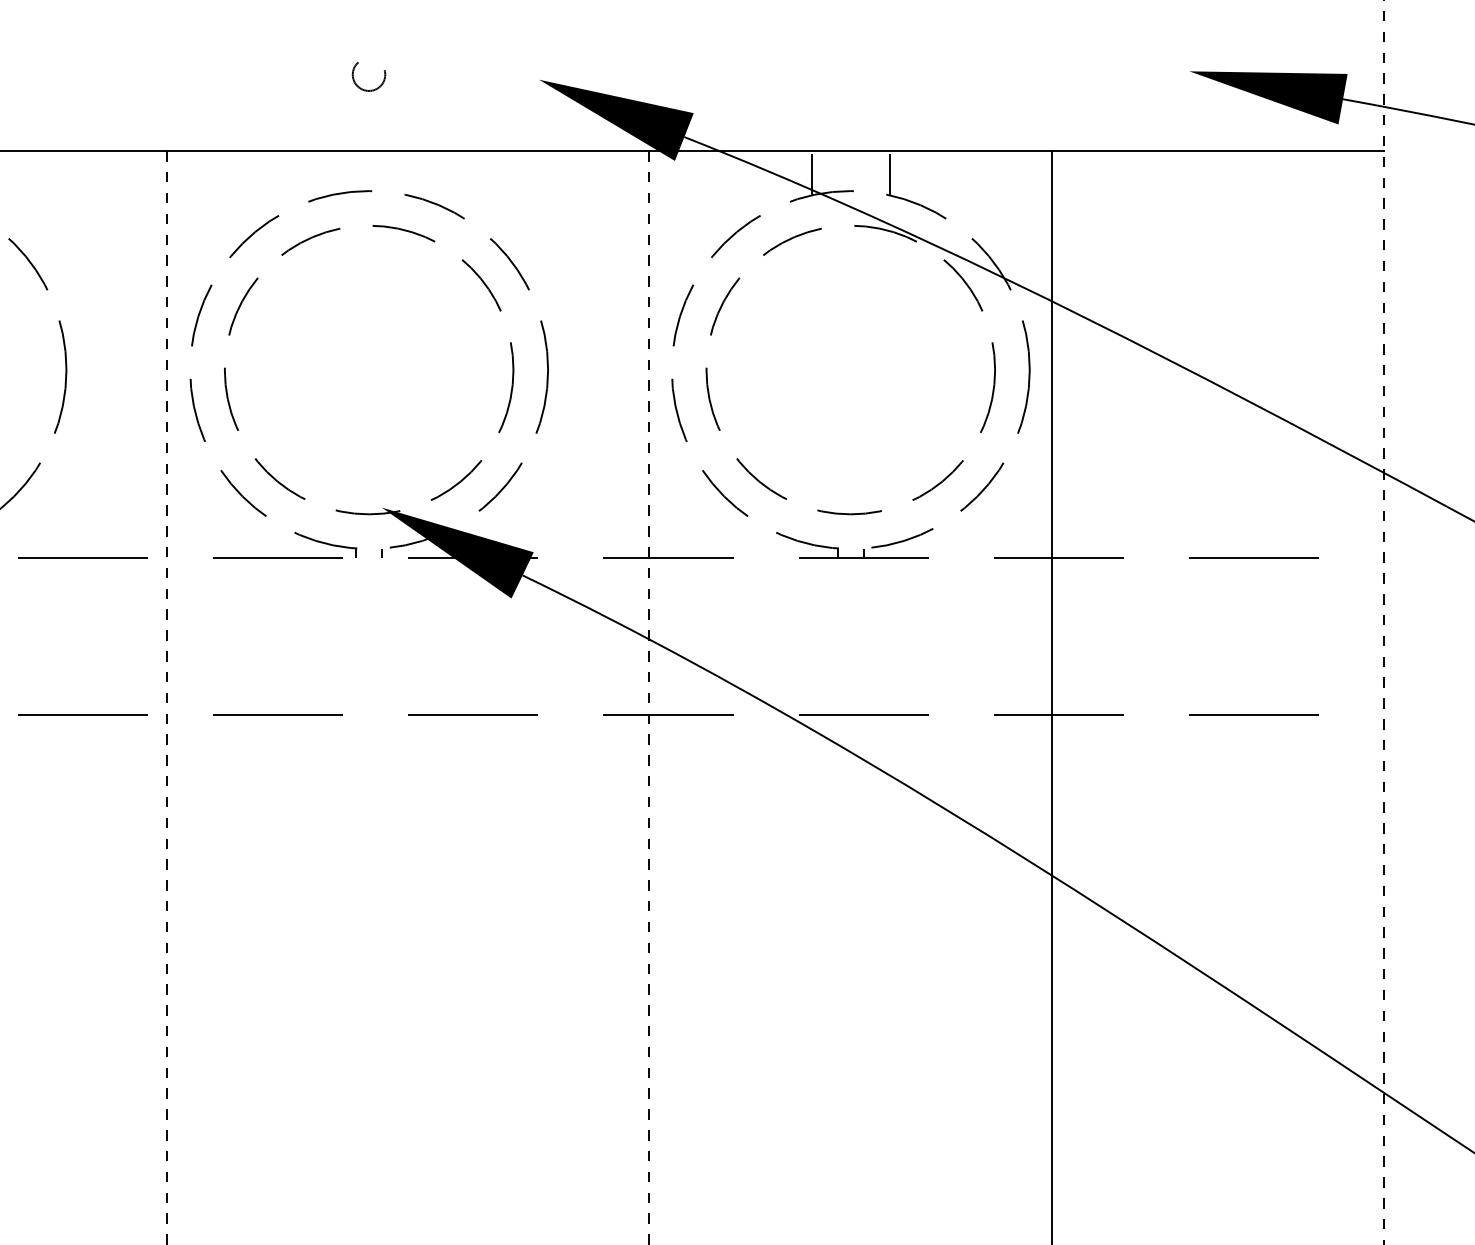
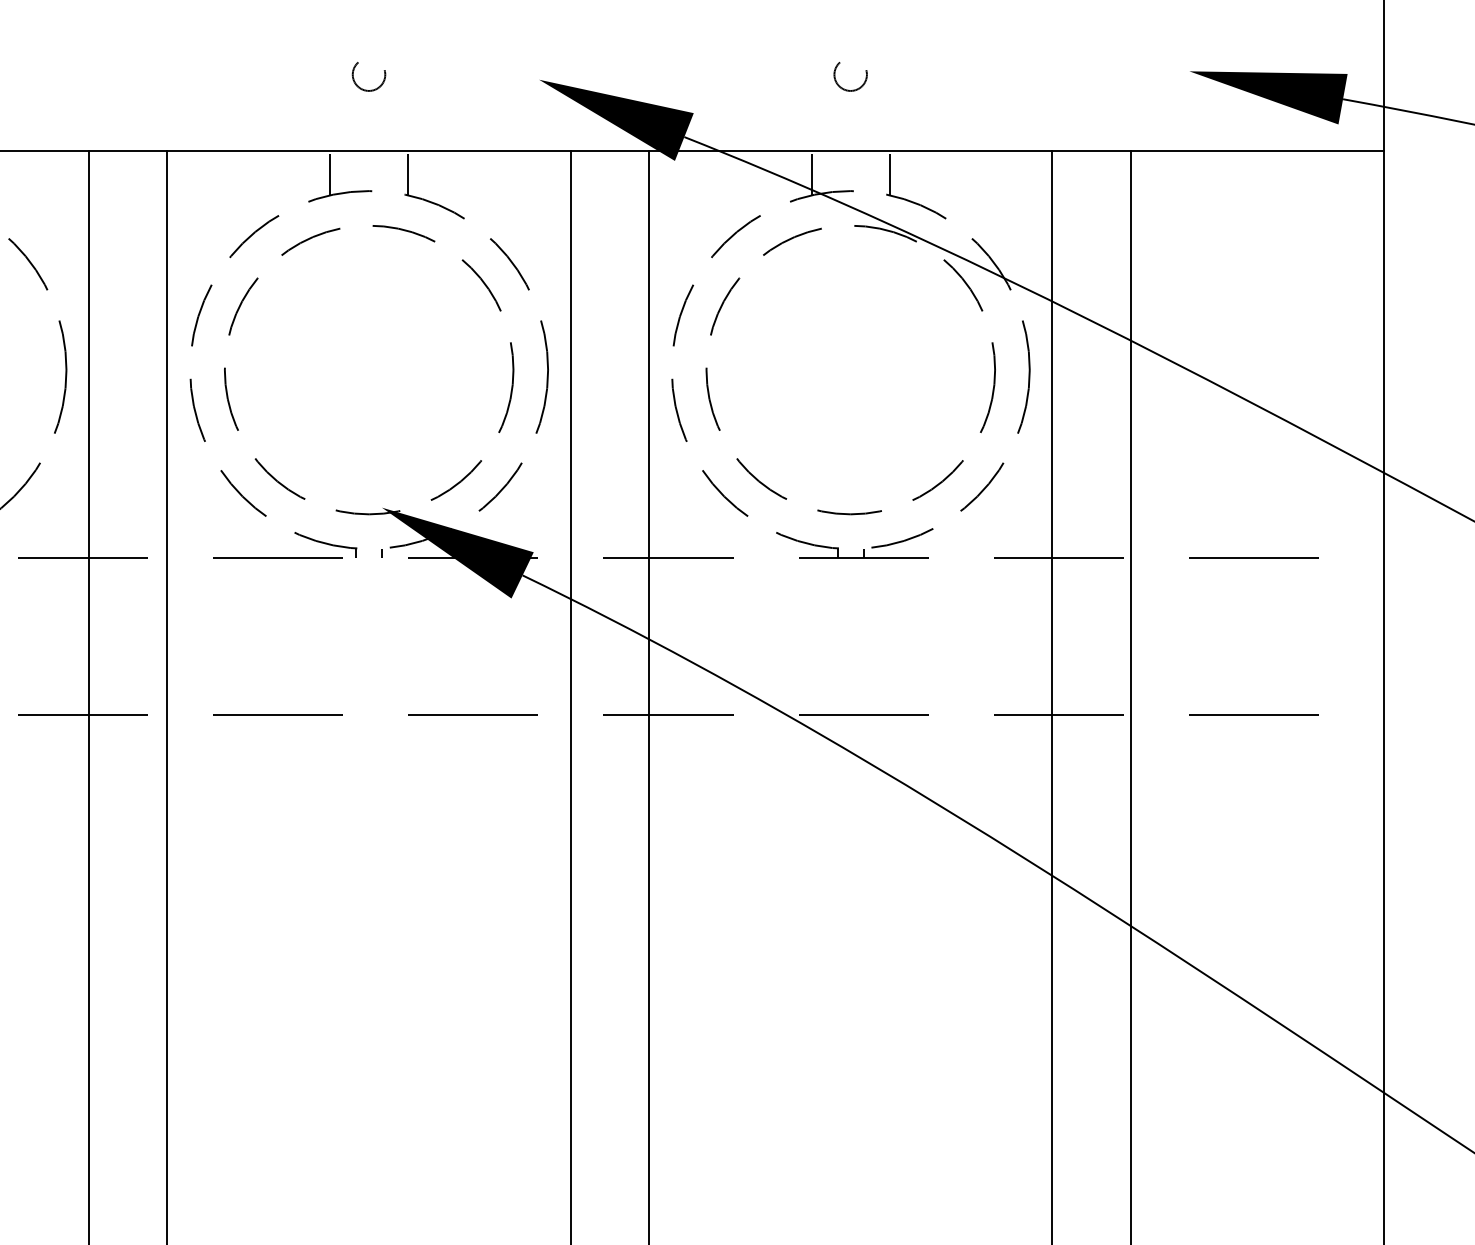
circle: none -> present (850, 76)
line: none -> present (330, 174)
line: none -> present (408, 174)
line: dashed -> solid (1384, 621)
line: none -> present (89, 696)
line: none -> present (570, 696)
line: none -> present (1130, 696)
line: dashed -> solid (167, 698)
line: dashed -> solid (648, 698)
